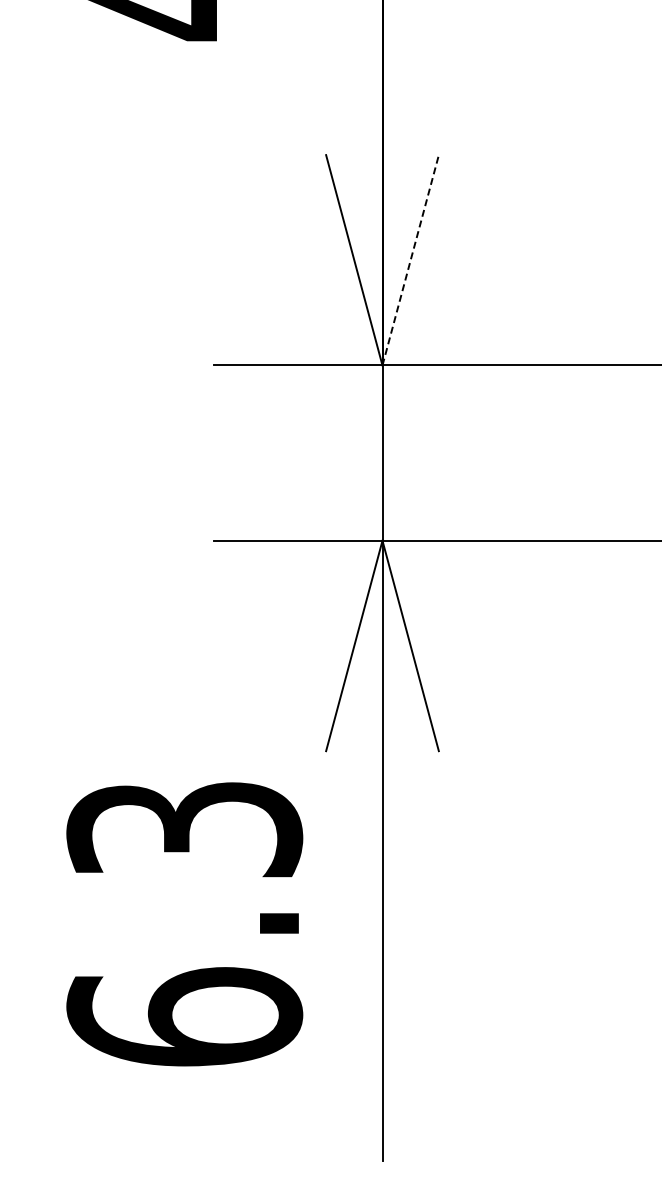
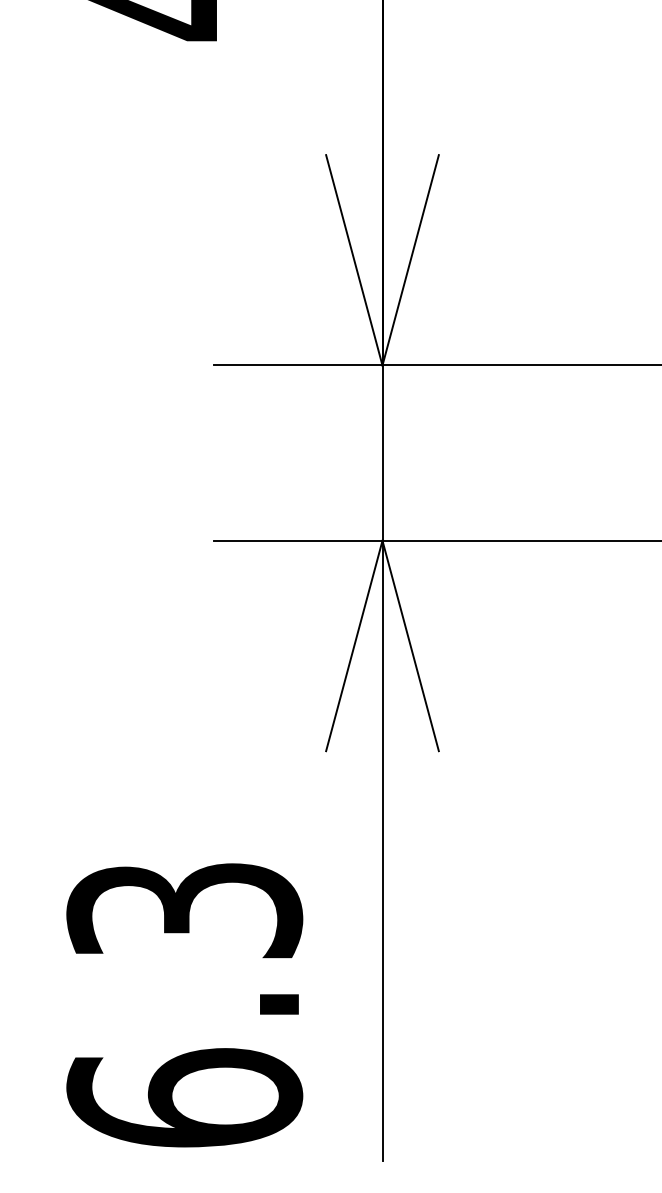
line: dashed -> solid (410, 260)
text position: (184, 924) -> (184, 1005) (184, 1005)
